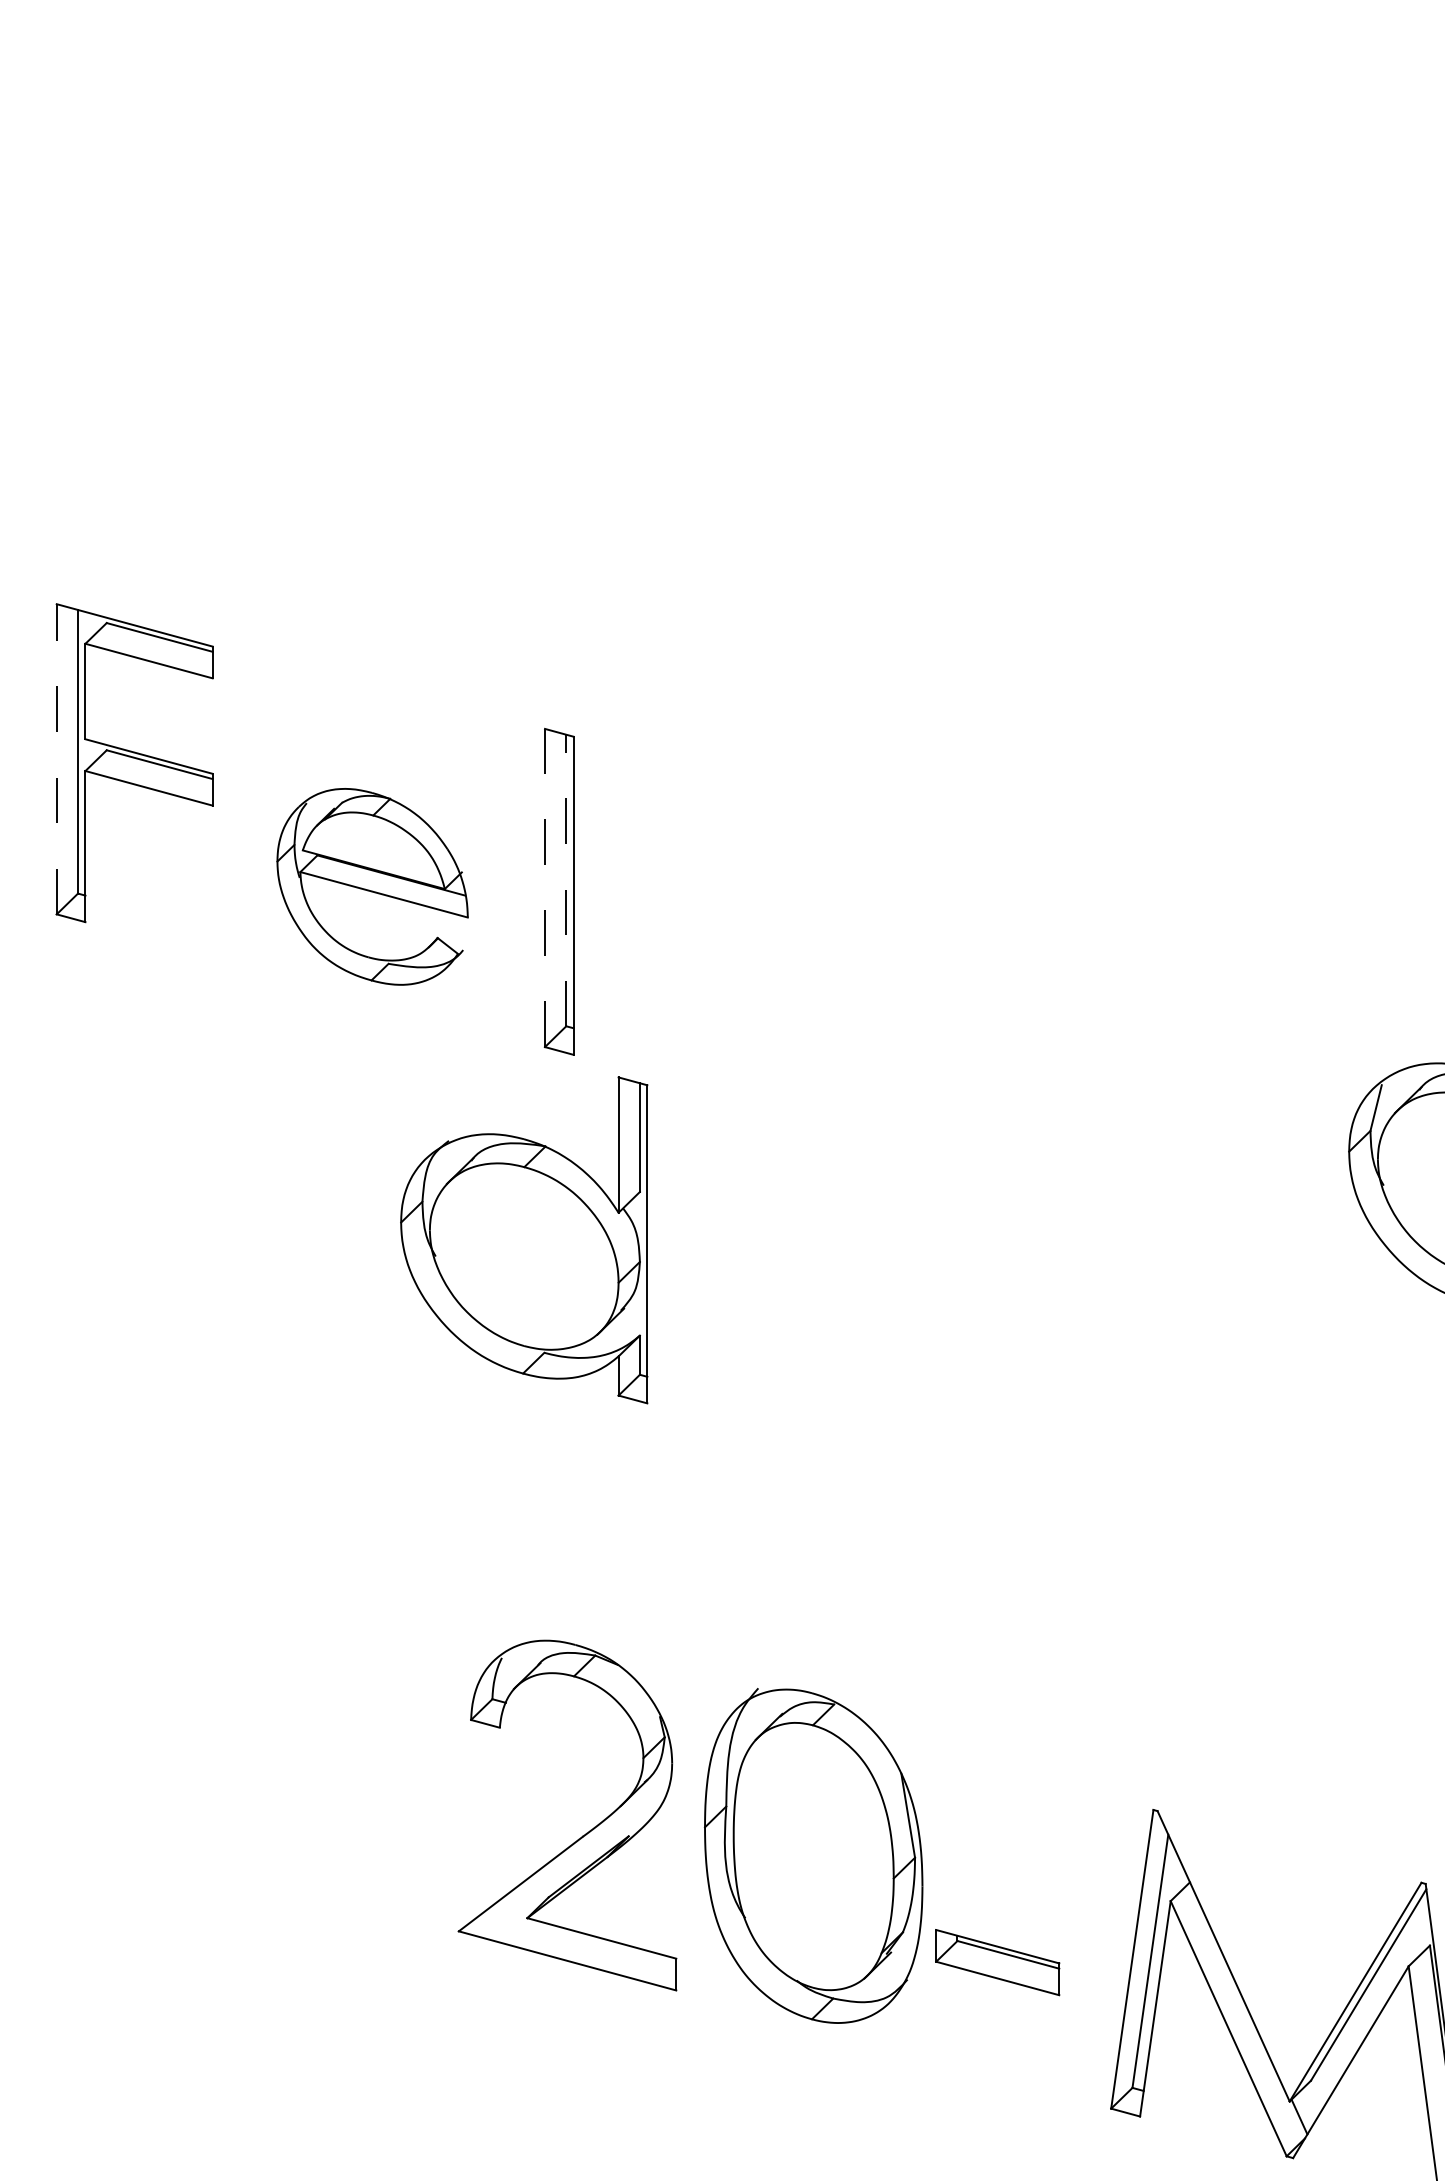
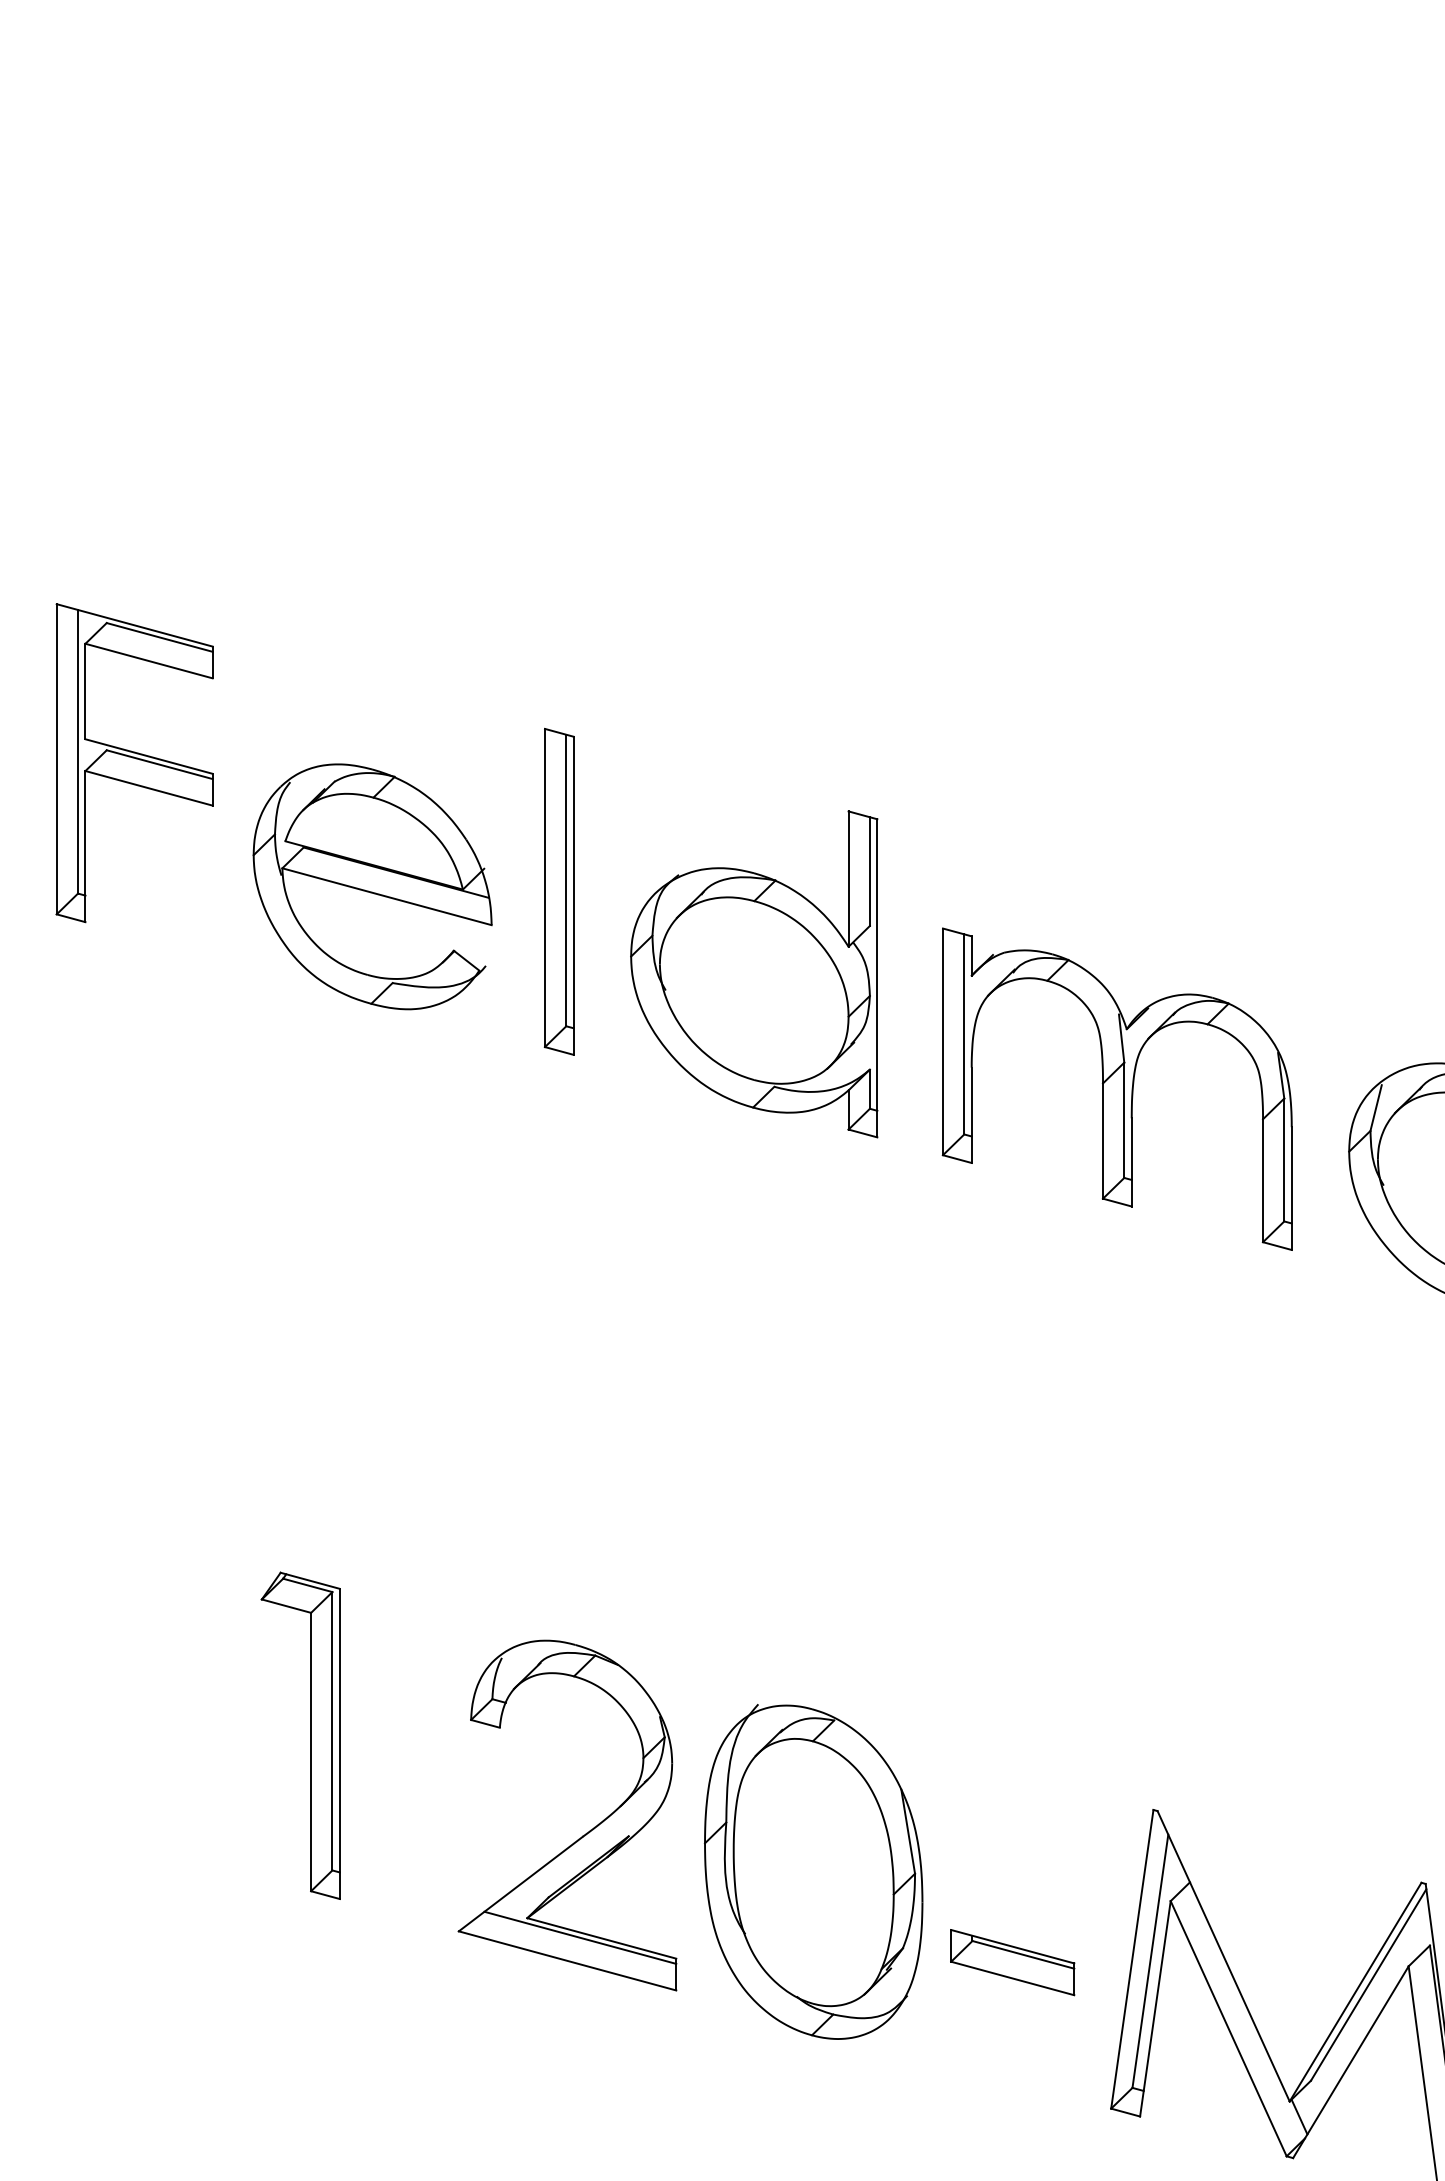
line: dashed -> solid (56, 758)
line: dashed -> solid (566, 880)
part size: 193x198 px -> 241x248 px (372, 886)
line: dashed -> solid (545, 887)
part: none -> present (1116, 1088)
part position: (524, 1240) -> (754, 974) (754, 974)
part: none -> present (310, 1735)
part position: (813, 1855) -> (813, 1871) (813, 1871)
line: none -> present (580, 1937)
part position: (997, 1962) -> (1012, 1962) (1012, 1962)
